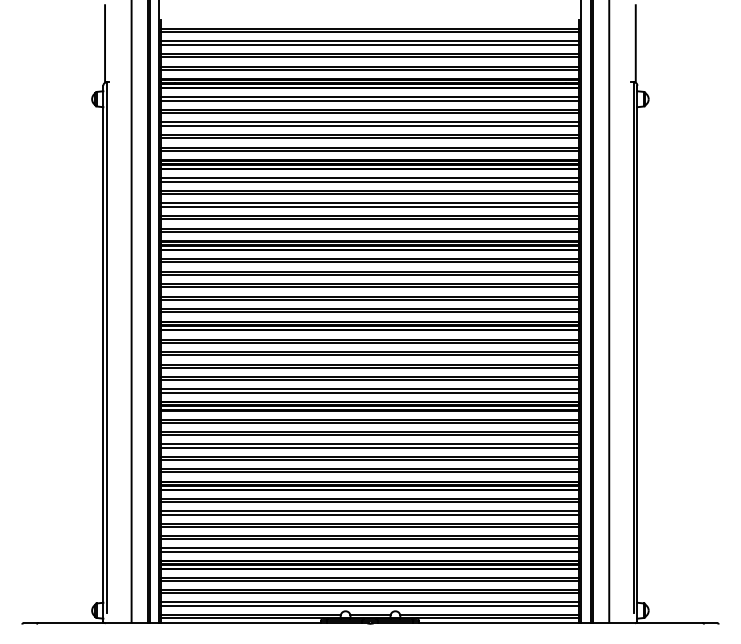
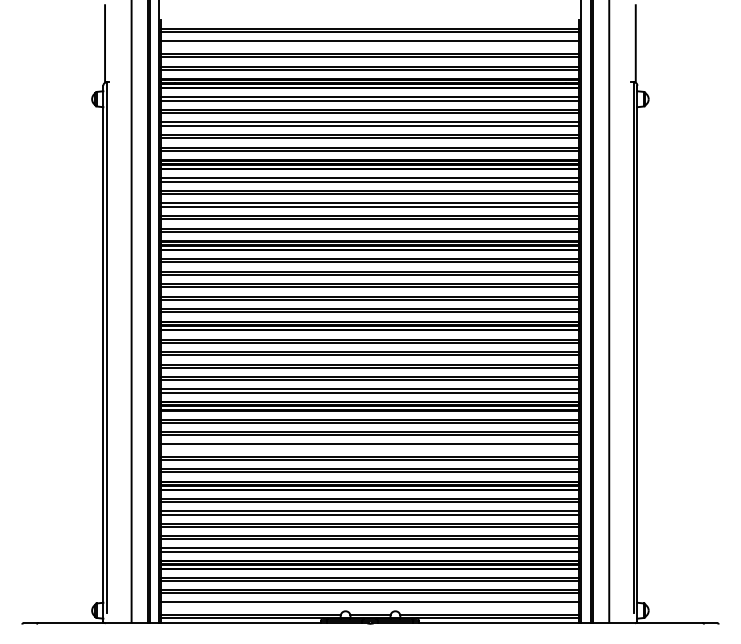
line: present -> none (370, 44)
line: present -> none (370, 447)
line: present -> none (370, 605)
